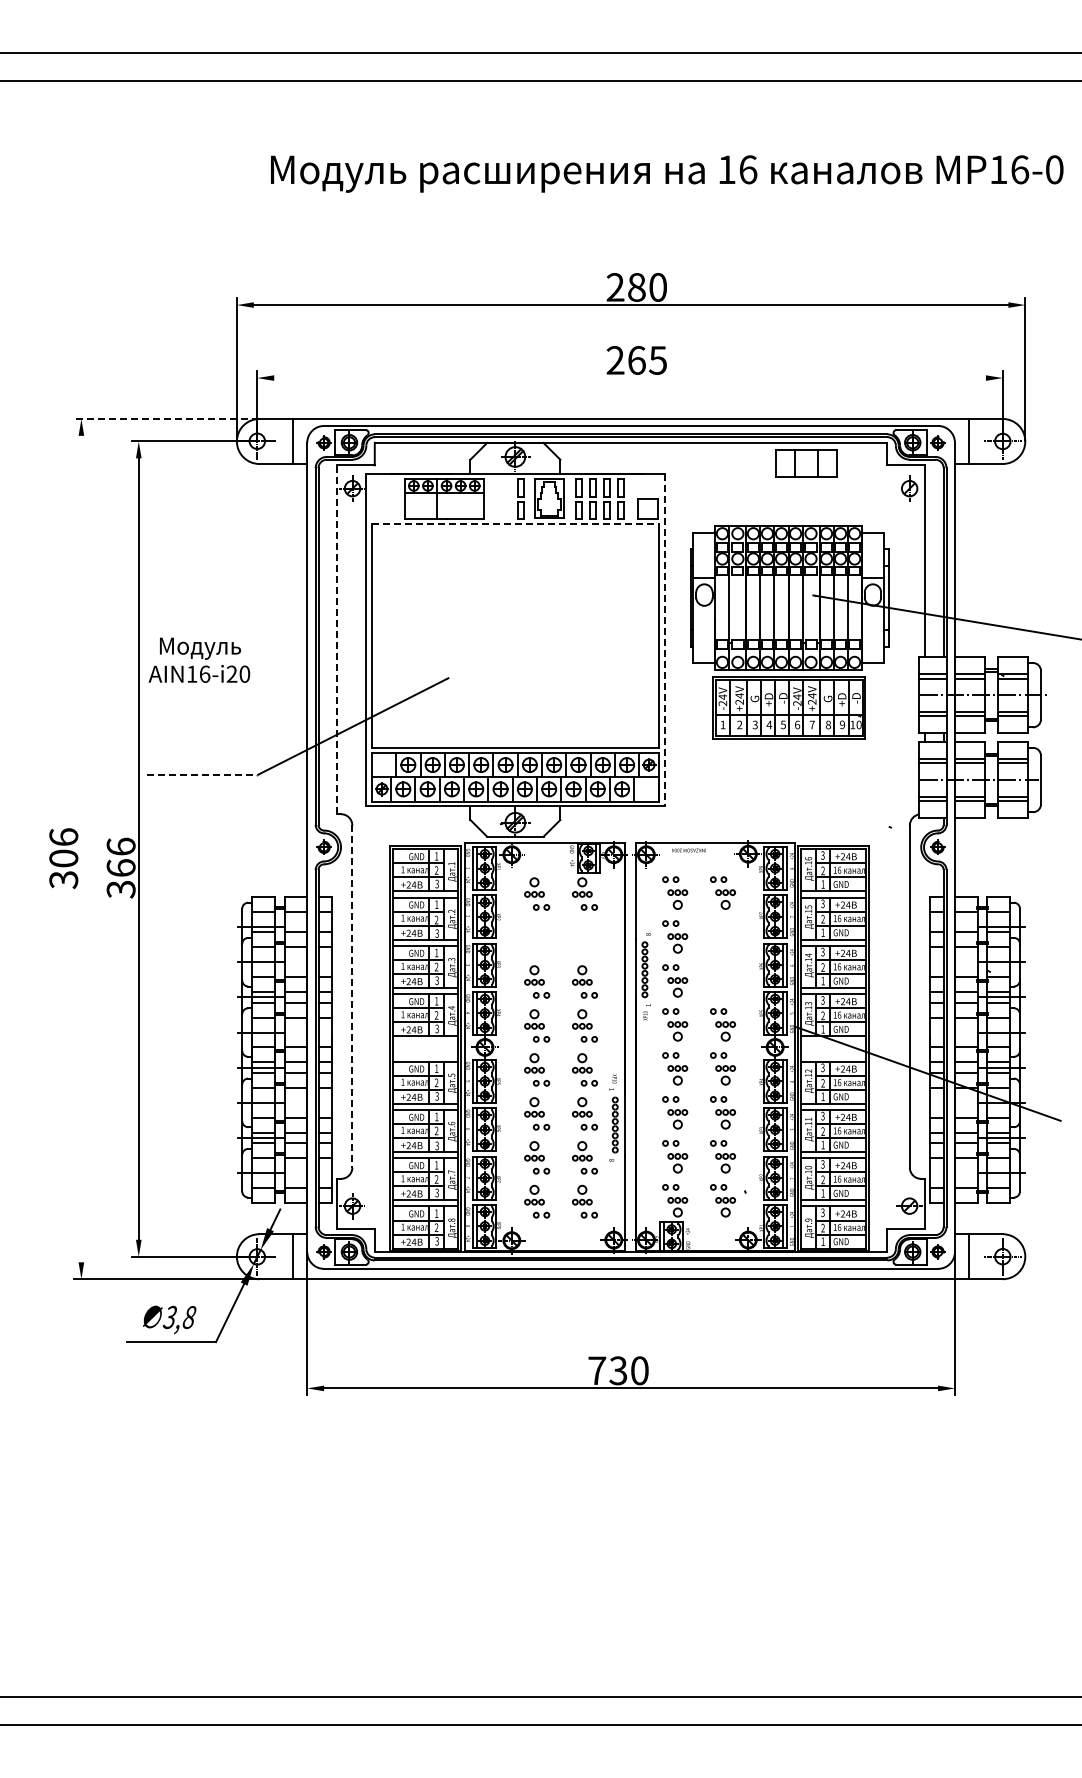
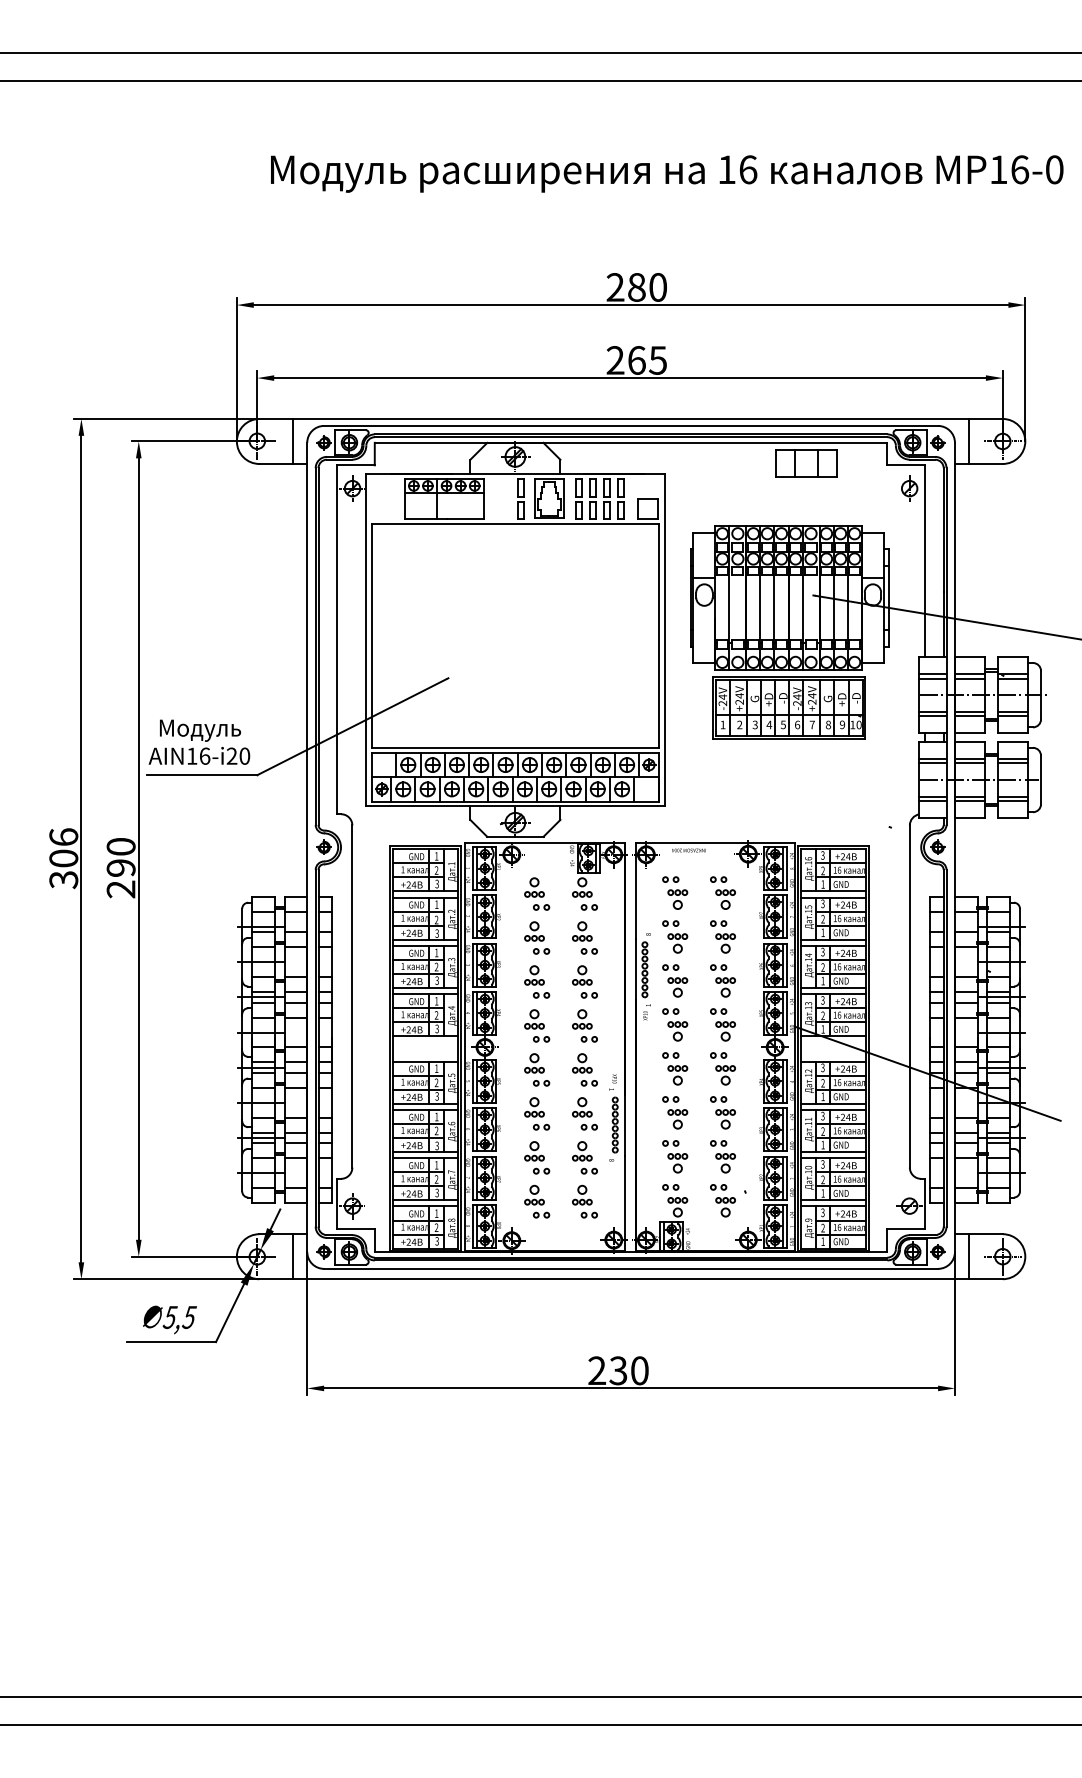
line: none -> present (629, 378)
line: dashed -> solid (166, 418)
line: dashed -> solid (515, 524)
line: dashed -> solid (336, 639)
line: dashed -> solid (664, 640)
text position: (199, 659) -> (199, 741) (199, 741)
line: dashed -> solid (202, 775)
line: none -> present (81, 848)
text: 366 -> 290 (120, 867)
part: none -> present (722, 936)
part: none -> present (537, 937)
part: none -> present (584, 937)
part: none -> present (722, 980)
line: dashed -> solid (352, 997)
text: 3,8 -> 5,5 (180, 1316)
text: 730 -> 230 (597, 1370)
